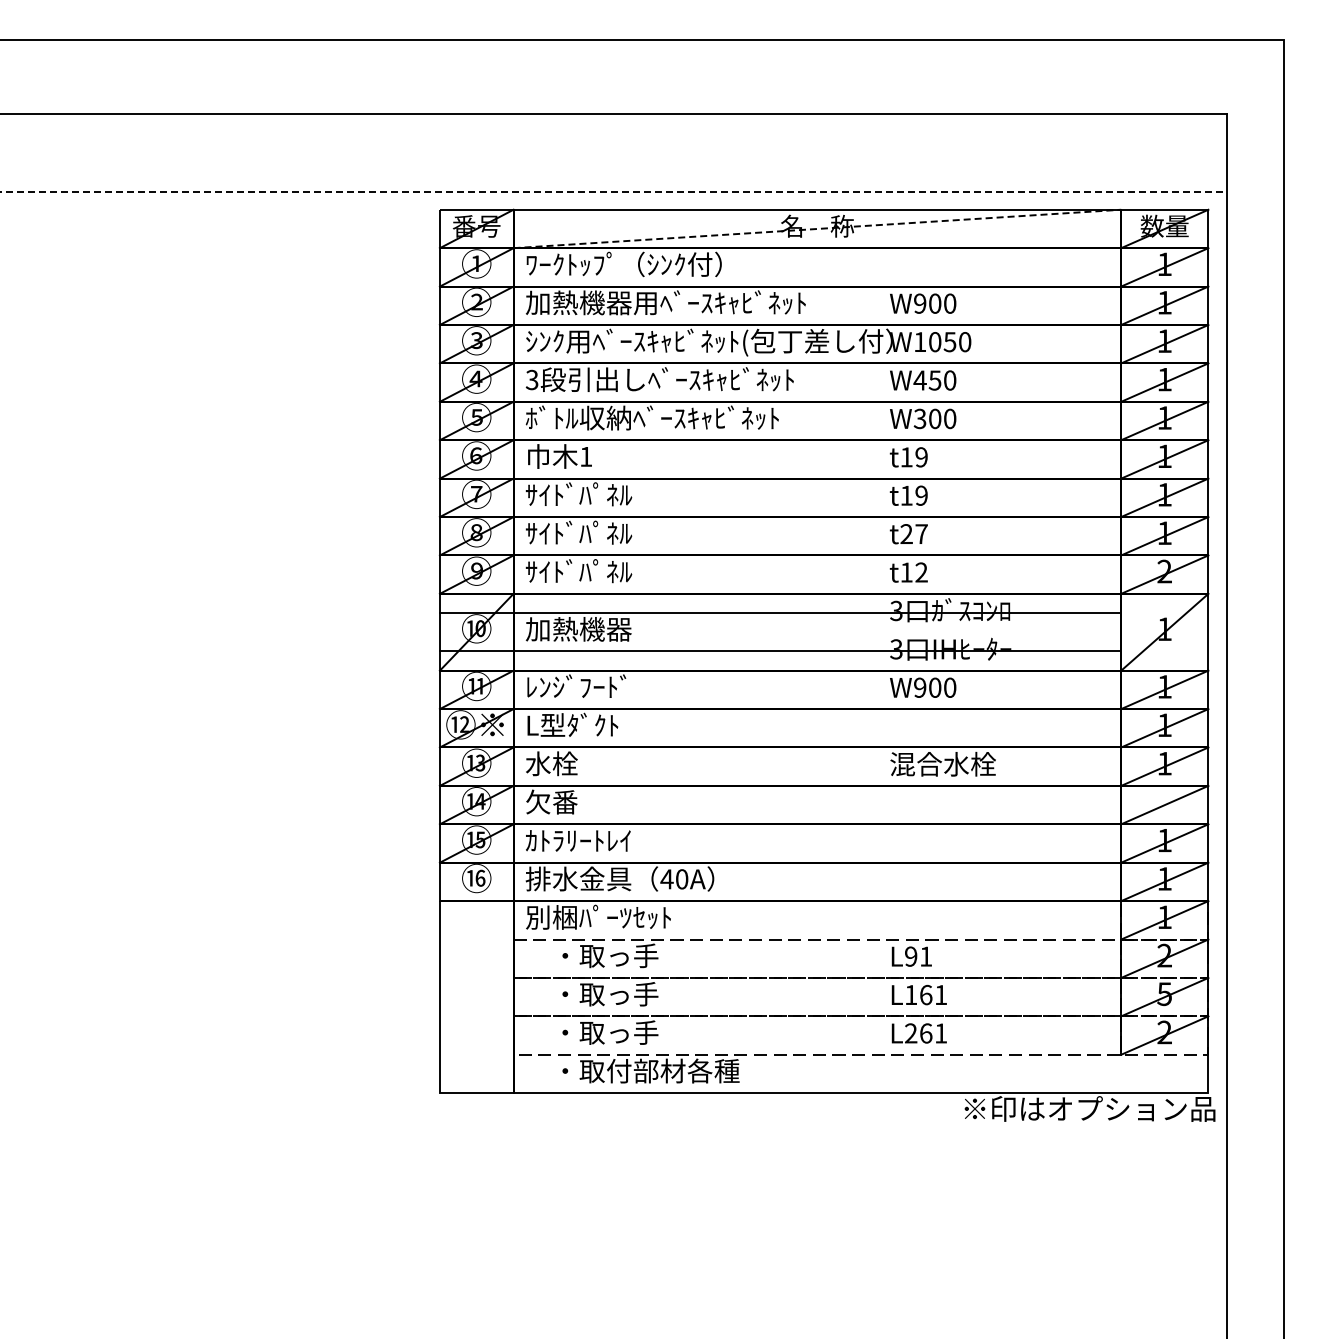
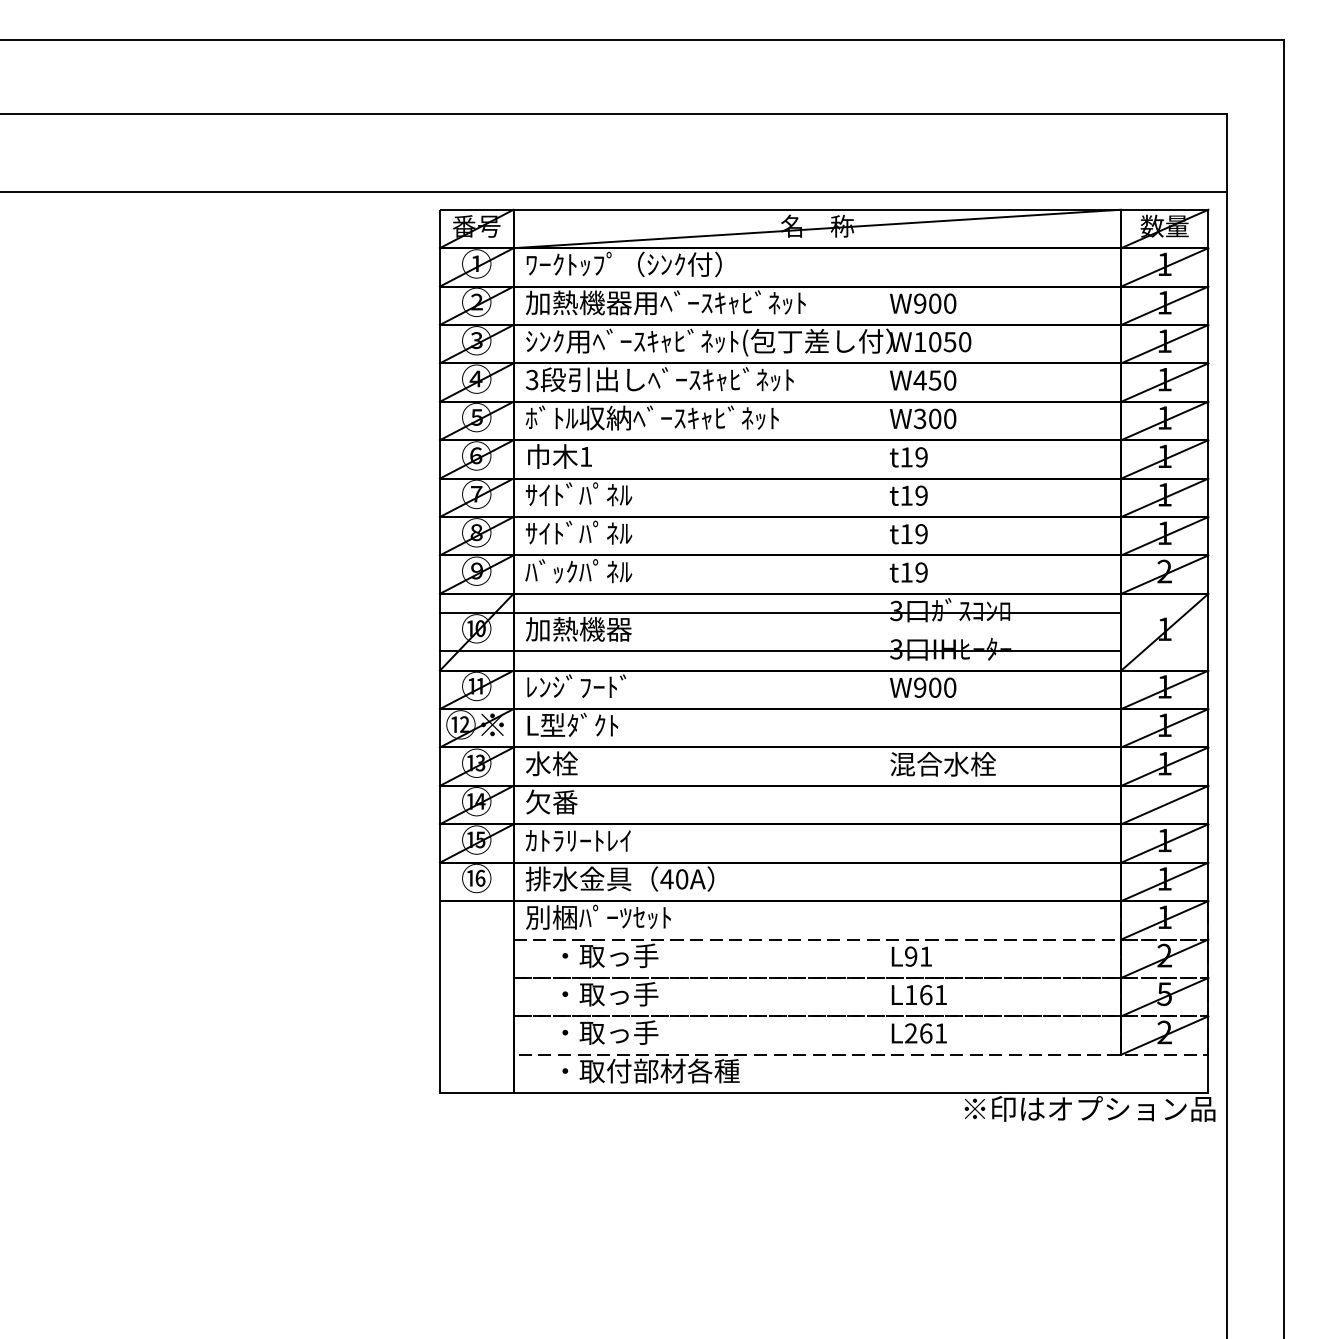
line: dashed -> solid (614, 192)
line: dashed -> solid (817, 228)
text: t27 -> t19 (913, 534)
text: ｻｲﾄﾞﾊﾟﾈﾙ -> ﾊﾞｯｸﾊﾟﾈﾙ (551, 571)
text: t12 -> t19 (921, 572)
